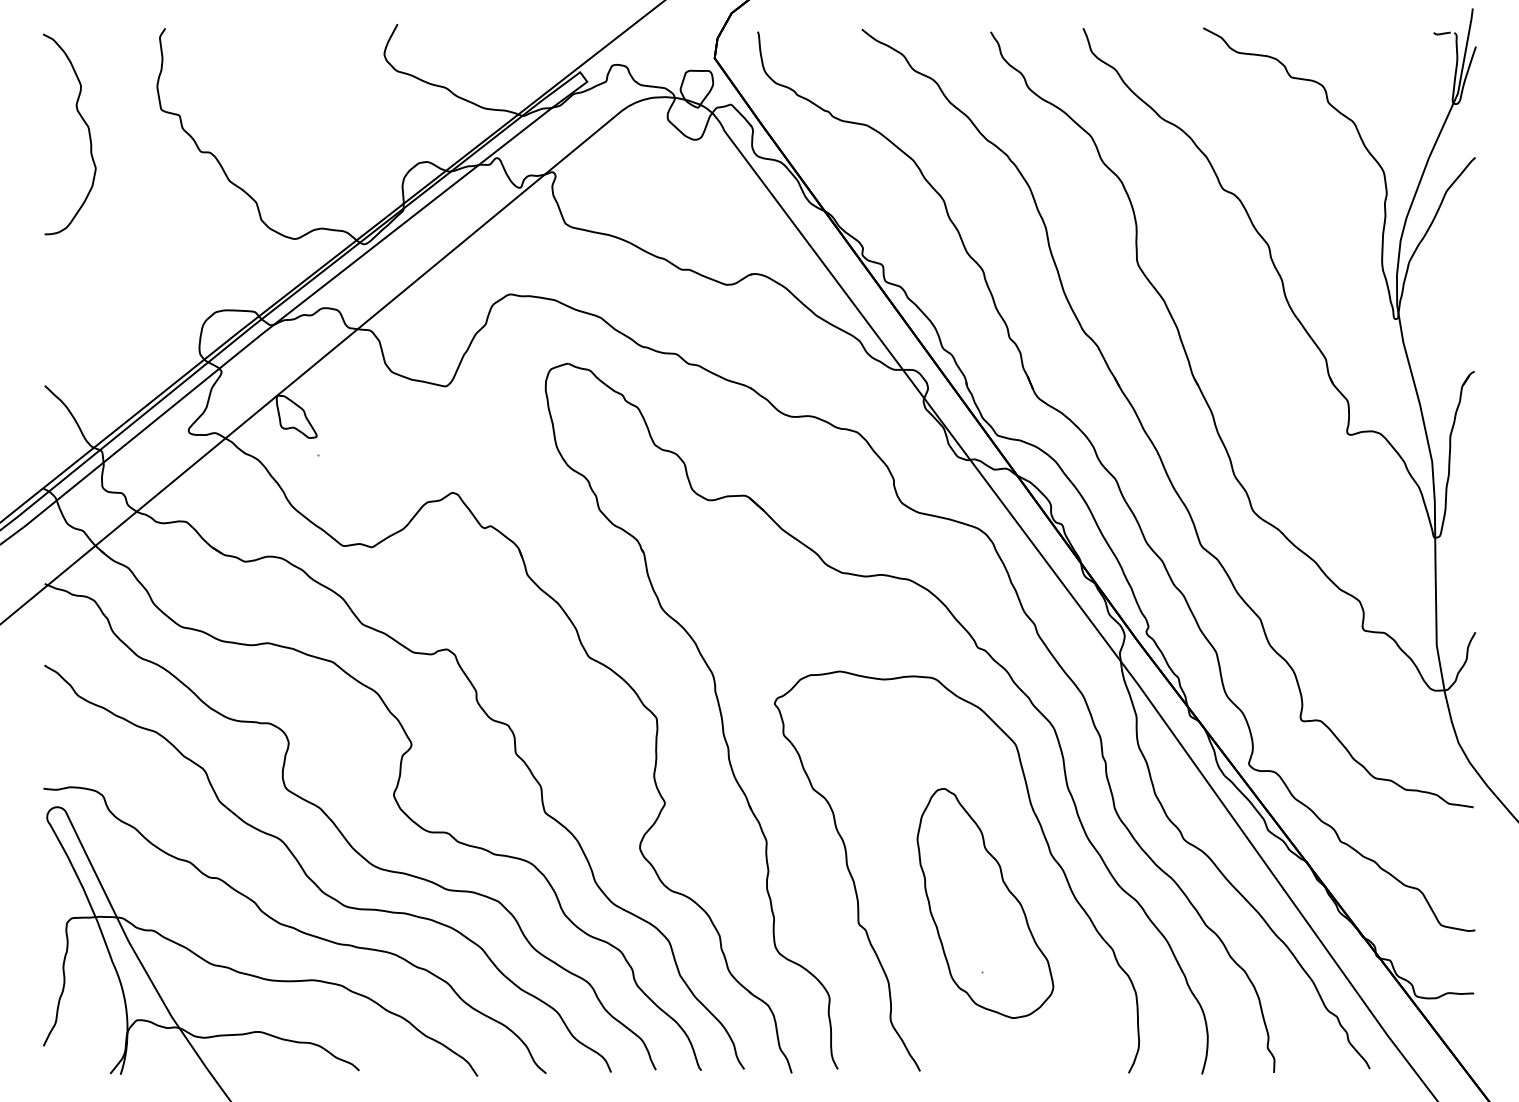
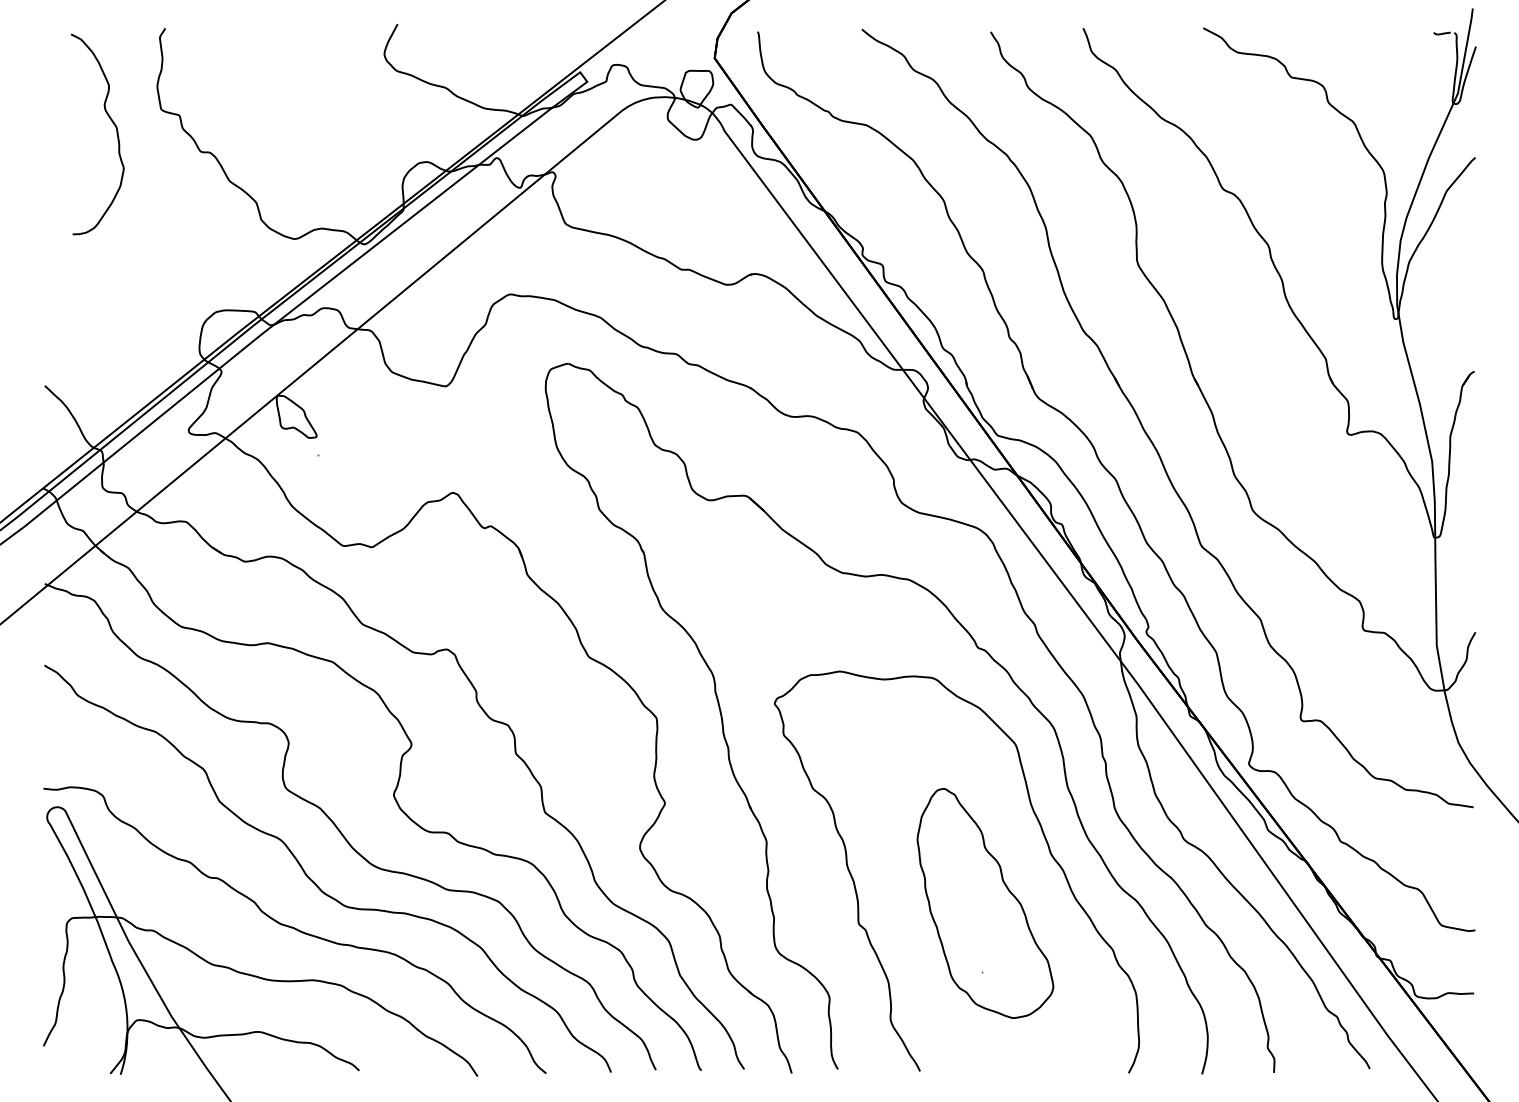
curve position: (84, 123) -> (112, 123) (112, 123)
